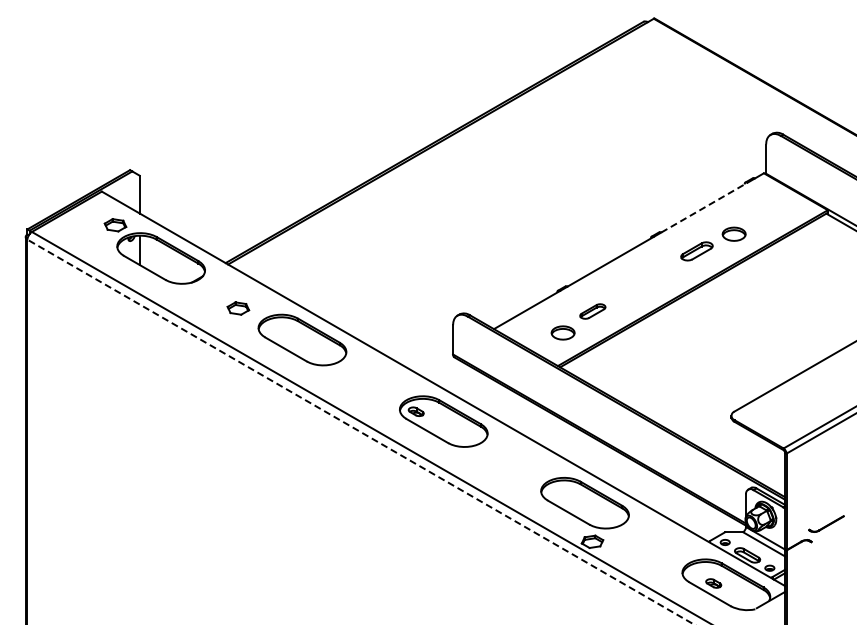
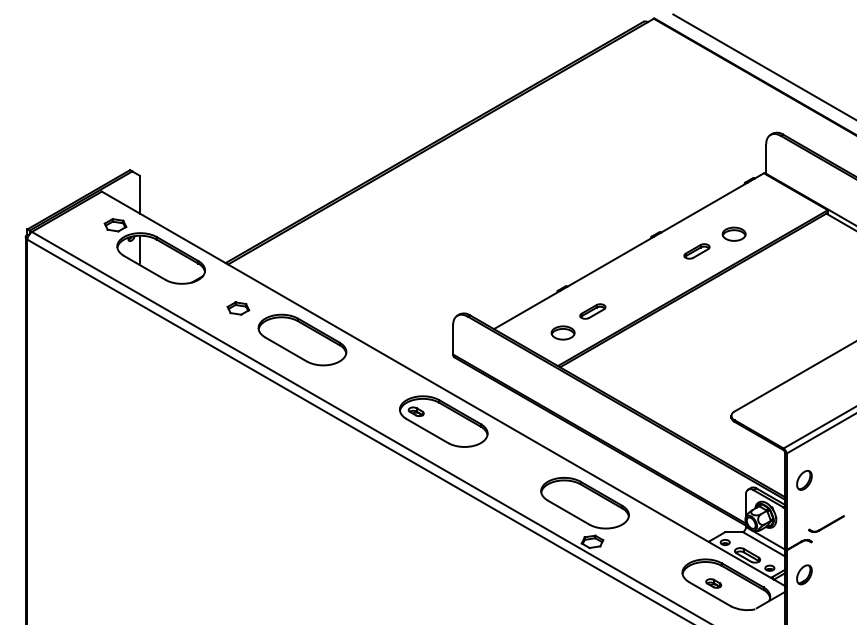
line: none -> present (763, 66)
line: dashed -> solid (704, 207)
part size: 34x21 px -> 28x17 px (696, 251)
line: dashed -> solid (360, 432)
part: none -> present (804, 480)
part: none -> present (804, 574)
